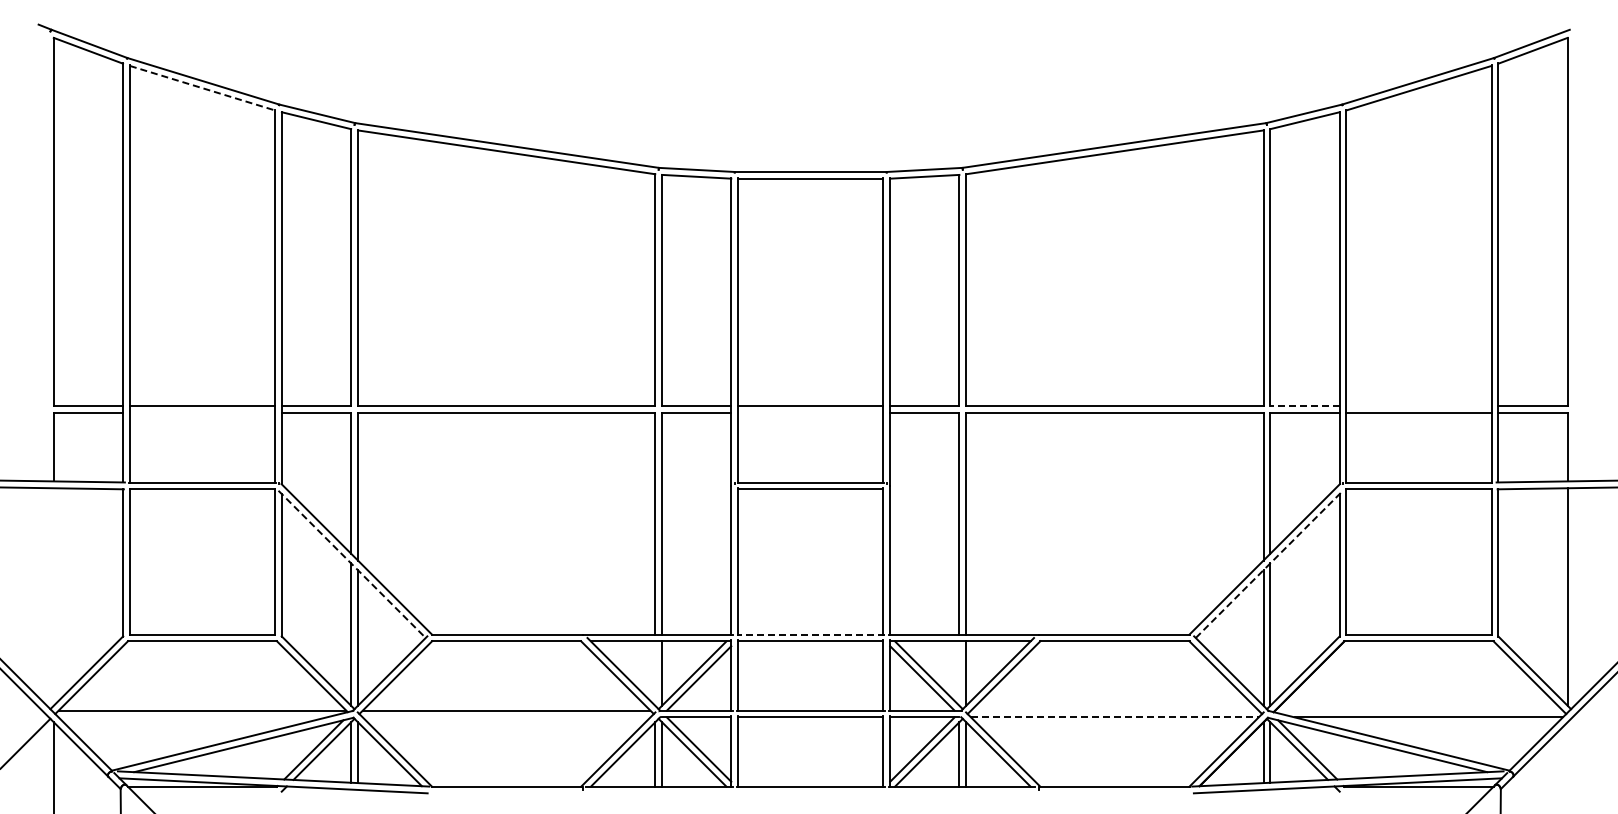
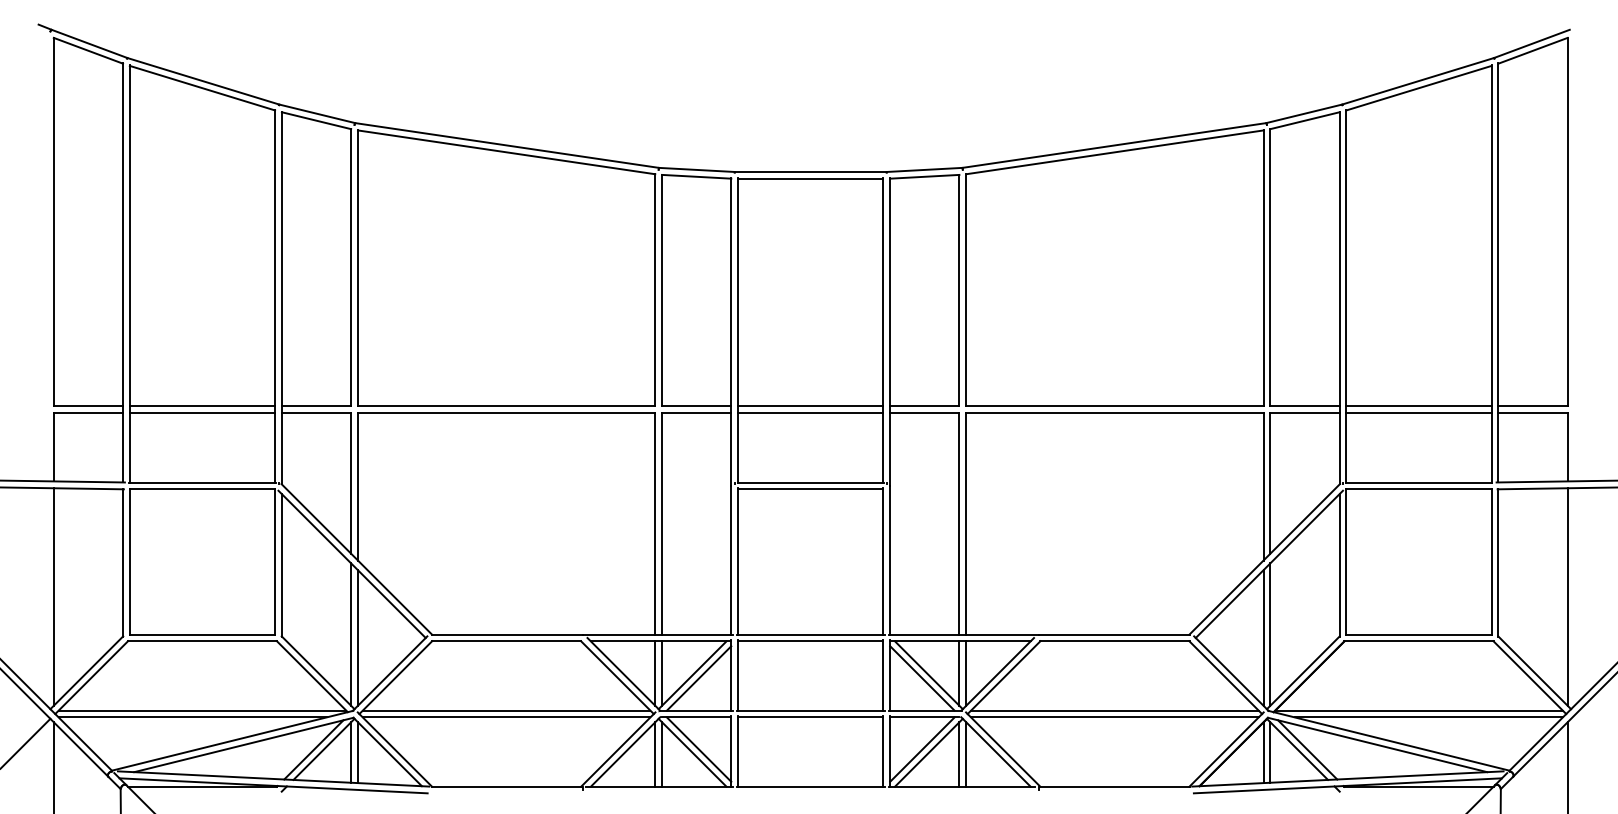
line: dashed -> solid (202, 88)
line: dashed -> solid (1304, 406)
line: none -> present (1418, 406)
line: none -> present (202, 413)
line: none -> present (810, 413)
line: dashed -> solid (352, 564)
line: dashed -> solid (1269, 564)
line: none -> present (53, 596)
line: dashed -> solid (810, 634)
line: none -> present (655, 673)
line: none -> present (959, 673)
line: none -> present (1114, 710)
line: none -> present (1418, 710)
line: none -> present (192, 717)
line: none -> present (506, 717)
line: dashed -> solid (1114, 717)
line: none -> present (1567, 766)
